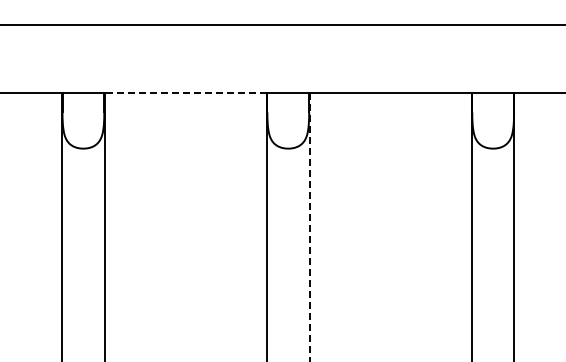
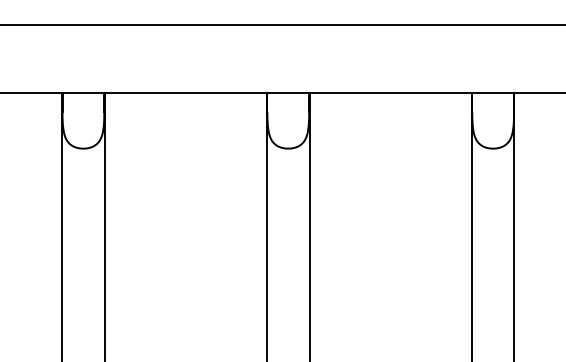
line: dashed -> solid (185, 93)
line: dashed -> solid (309, 227)
